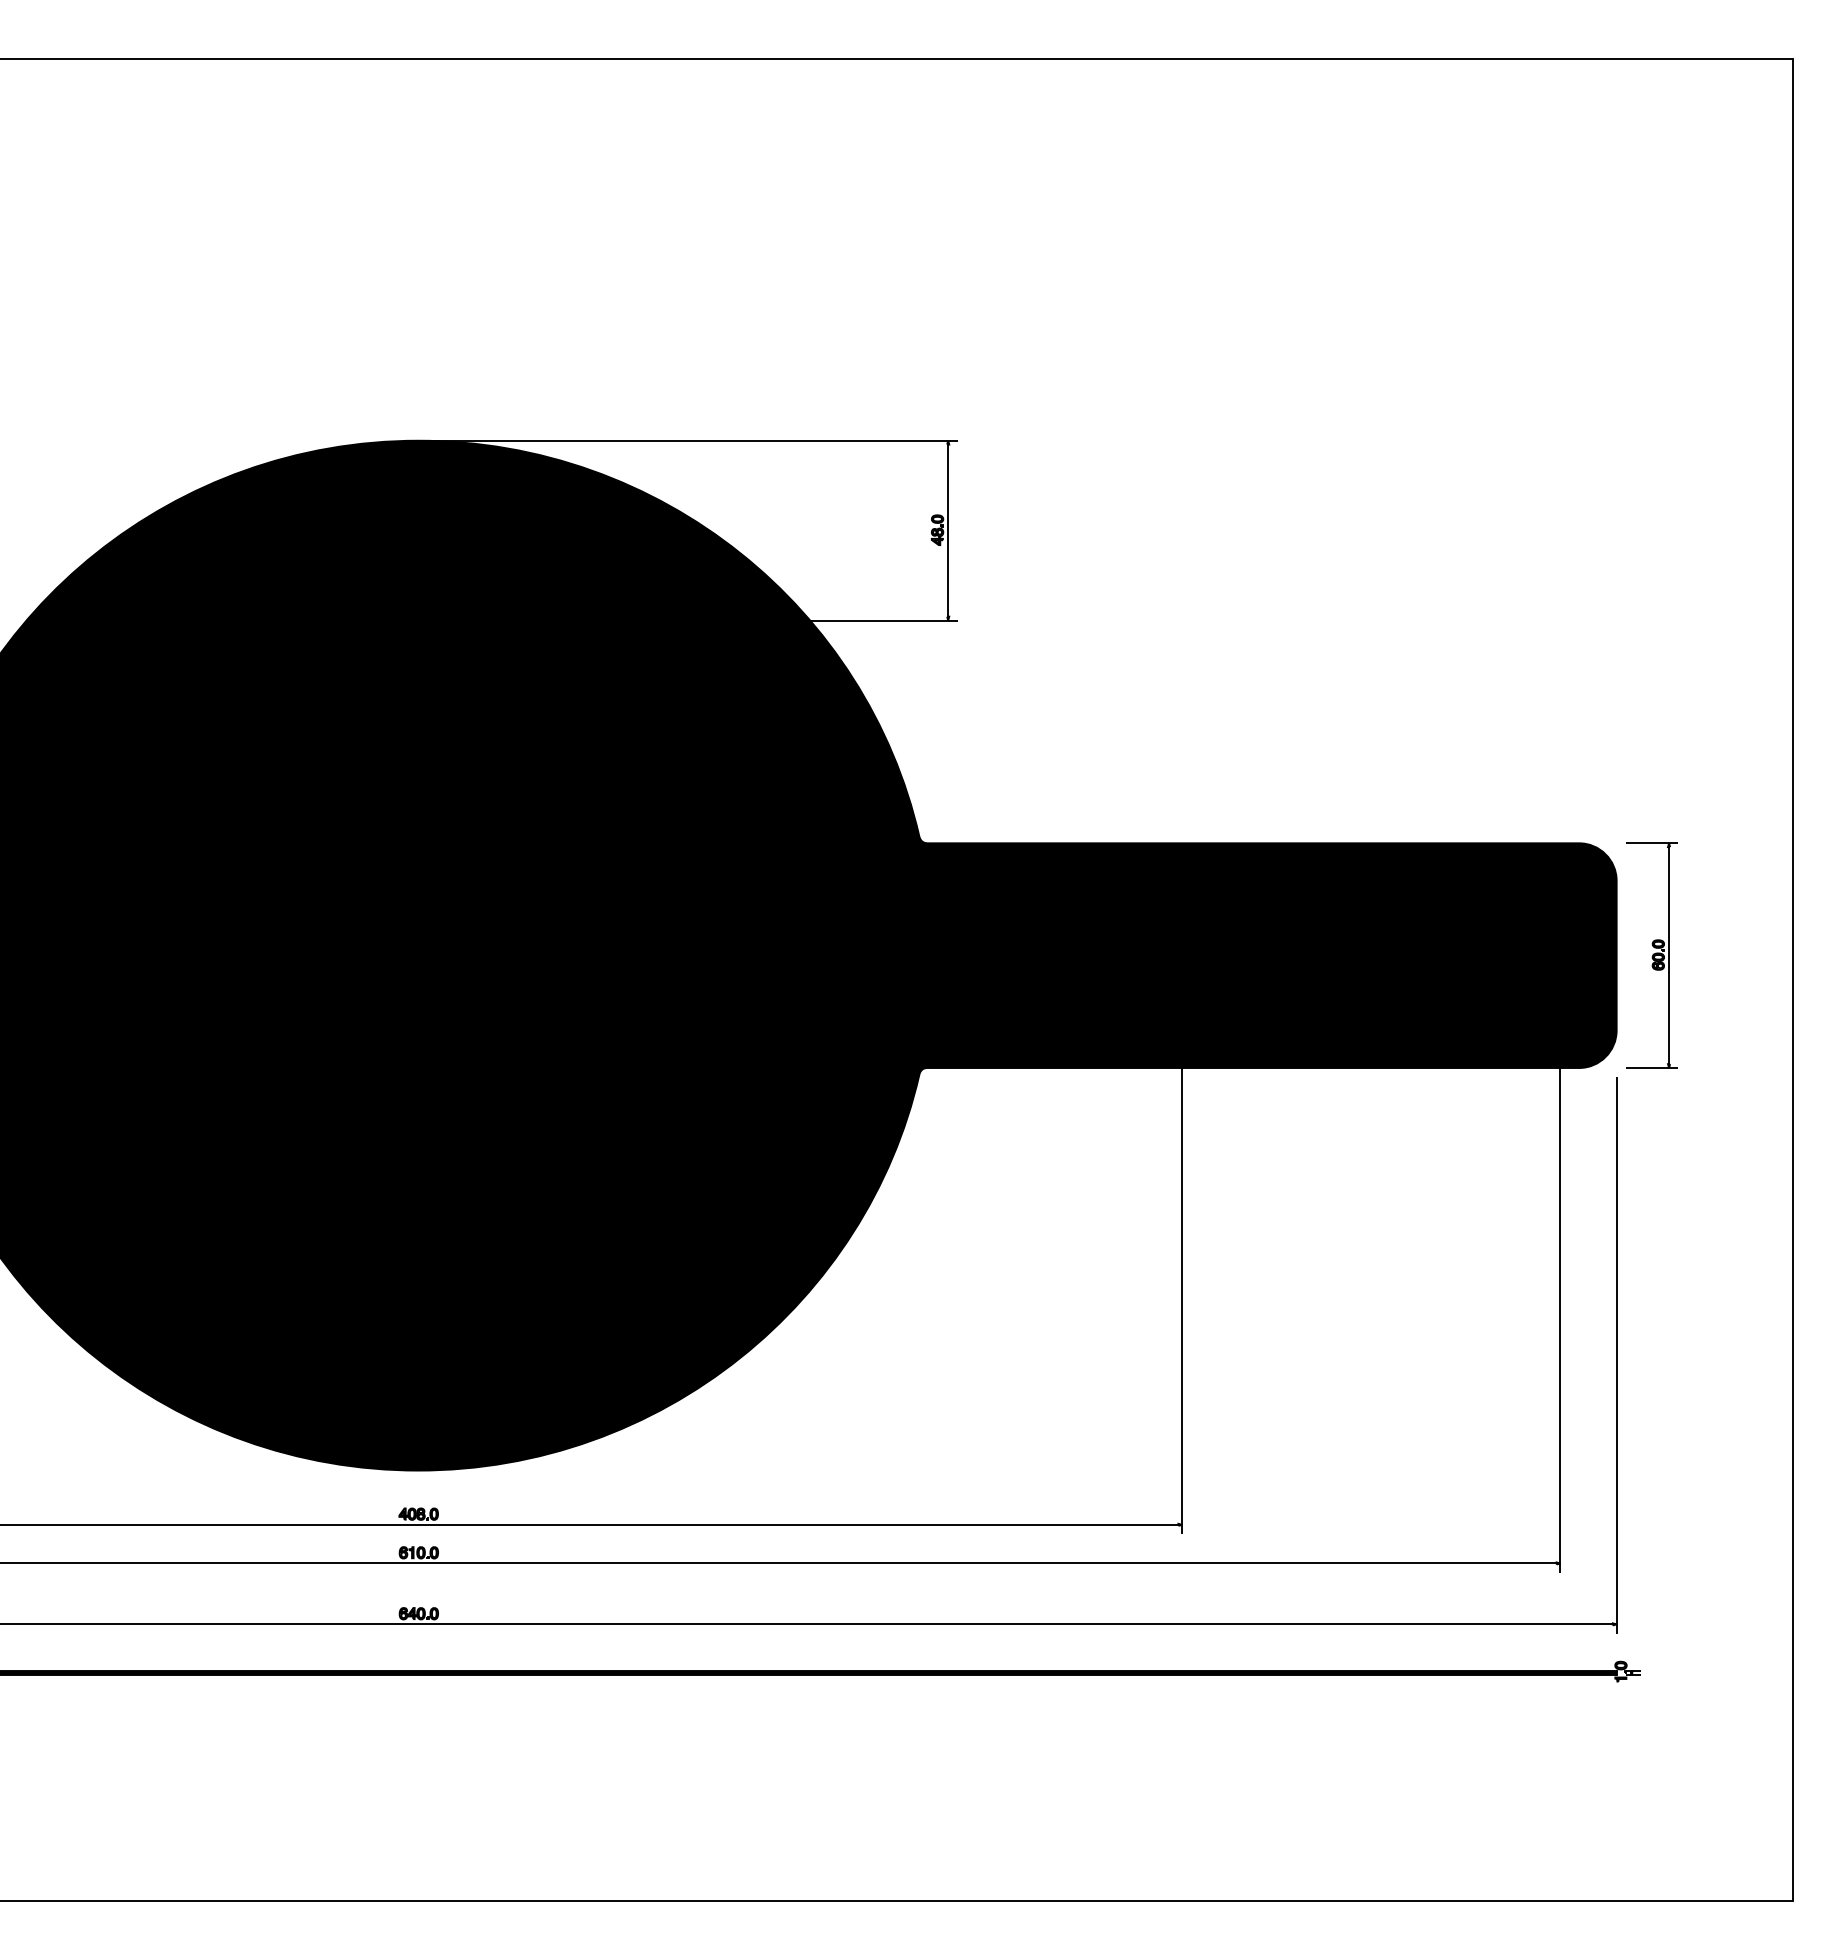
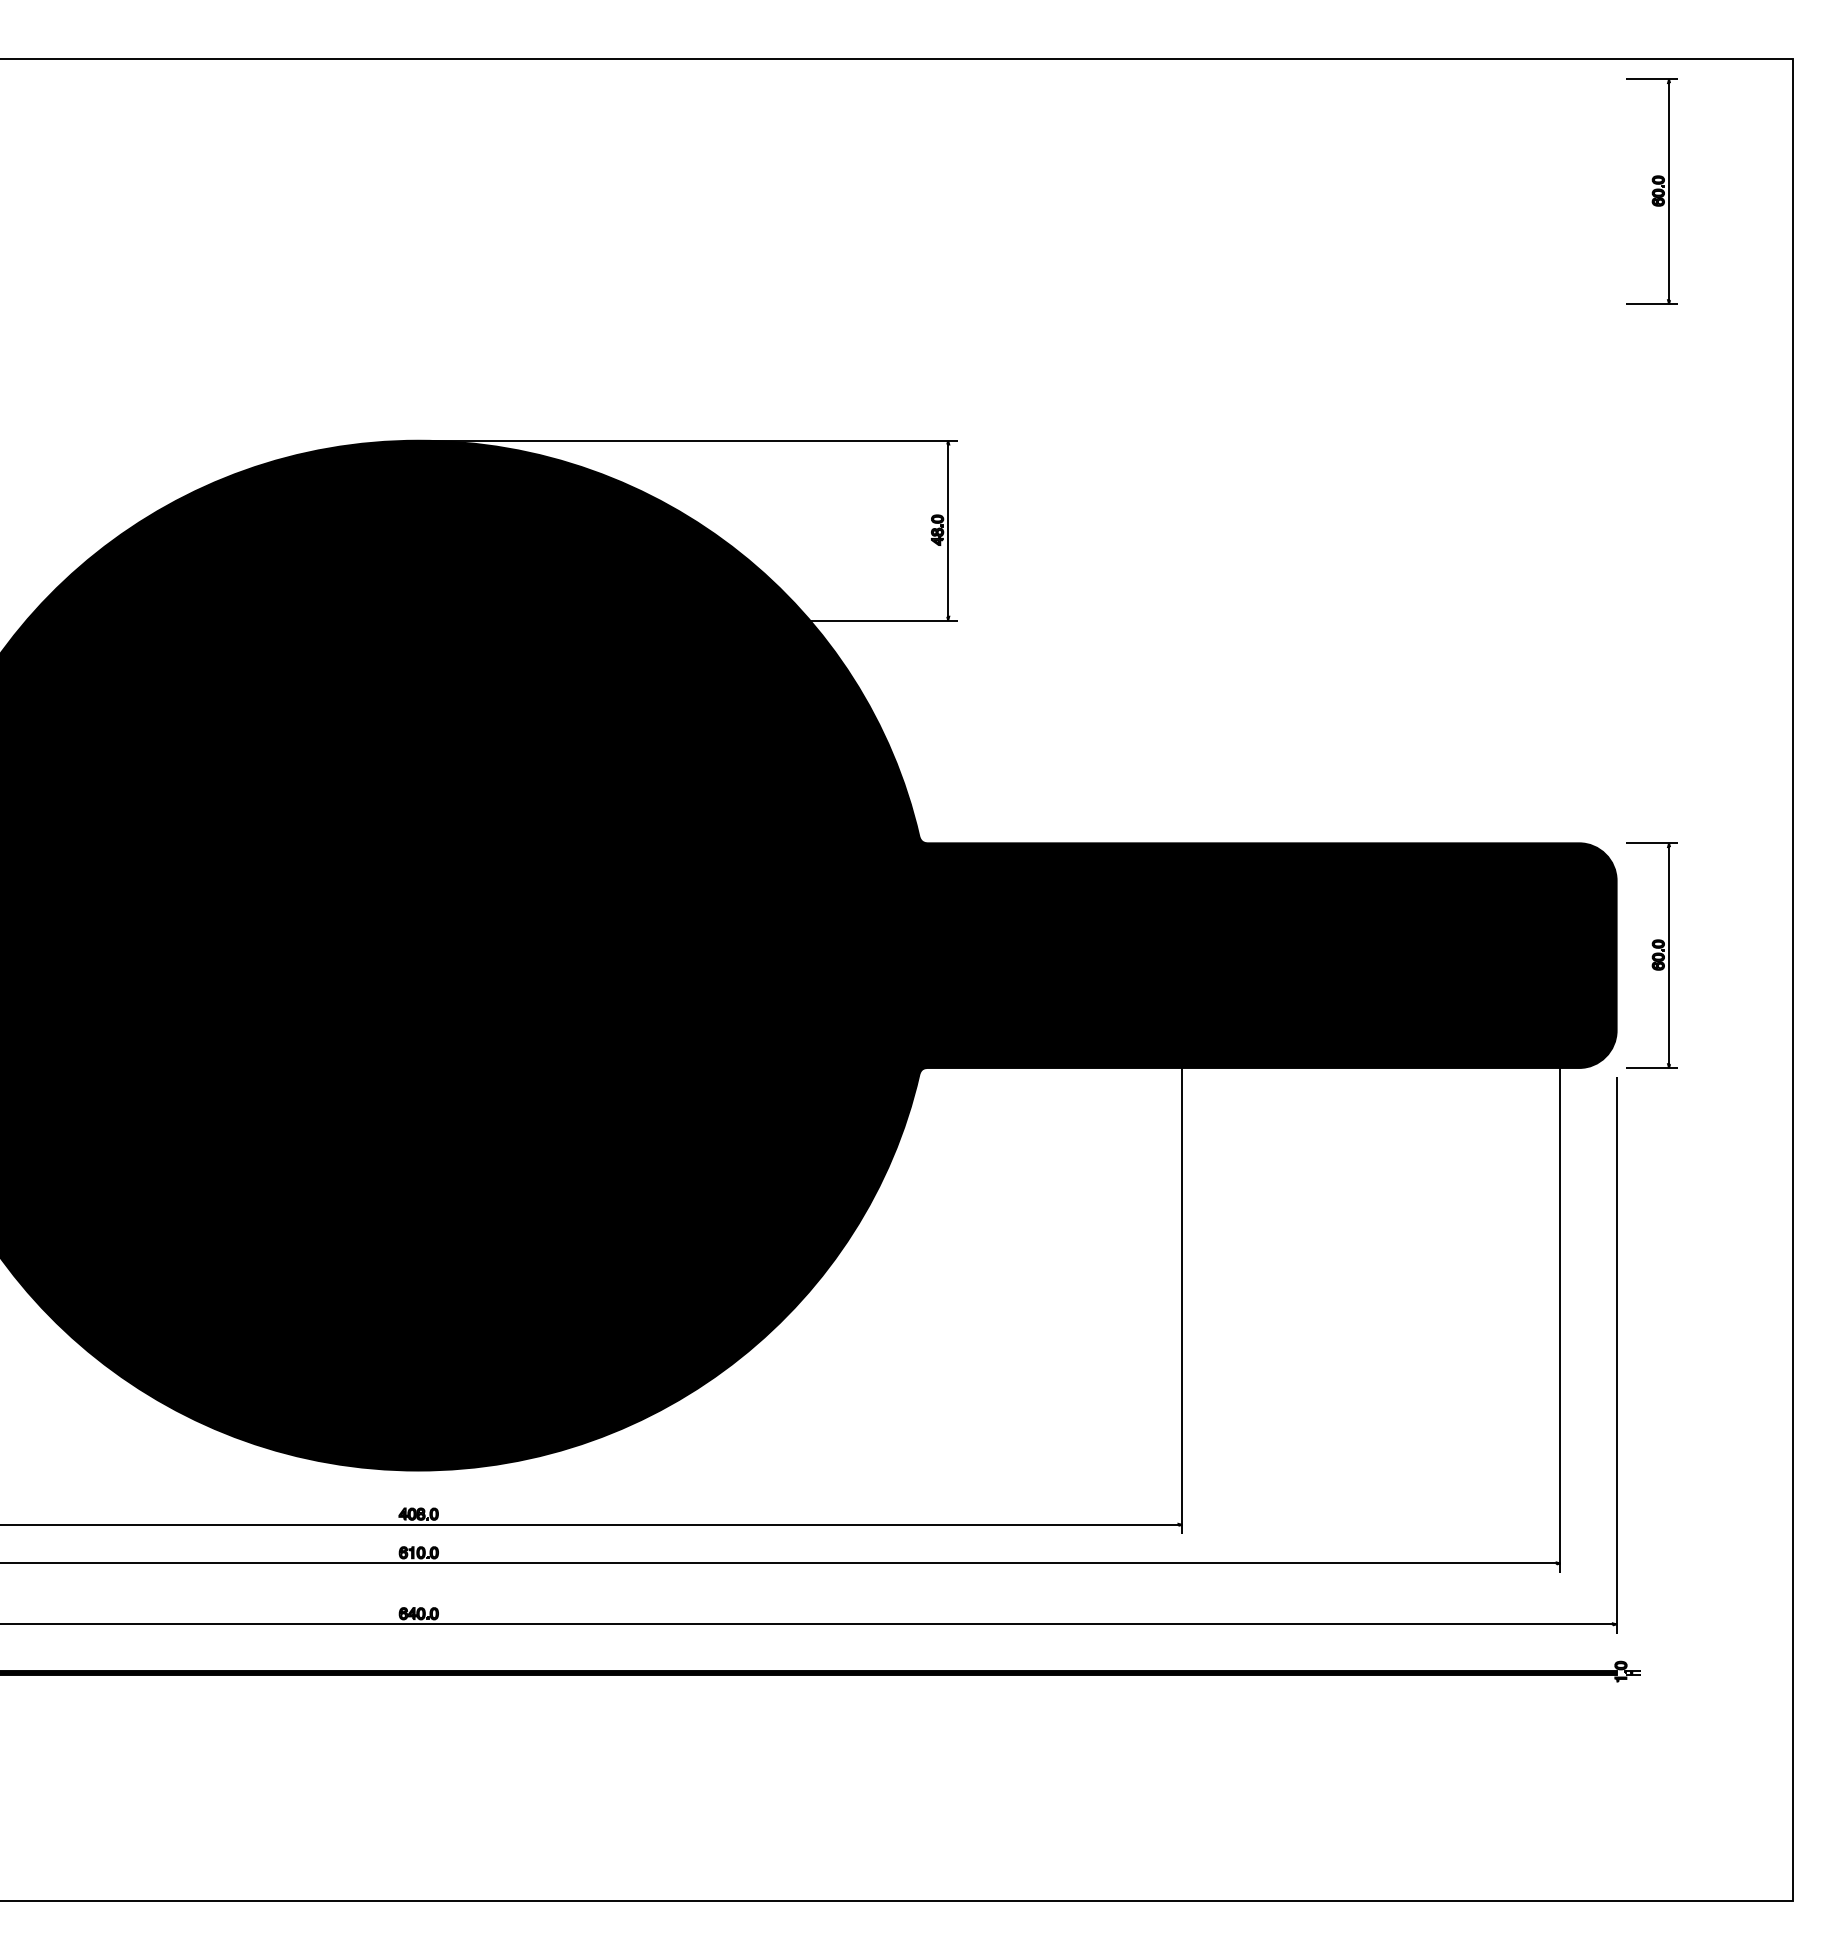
part: none -> present (1651, 191)
